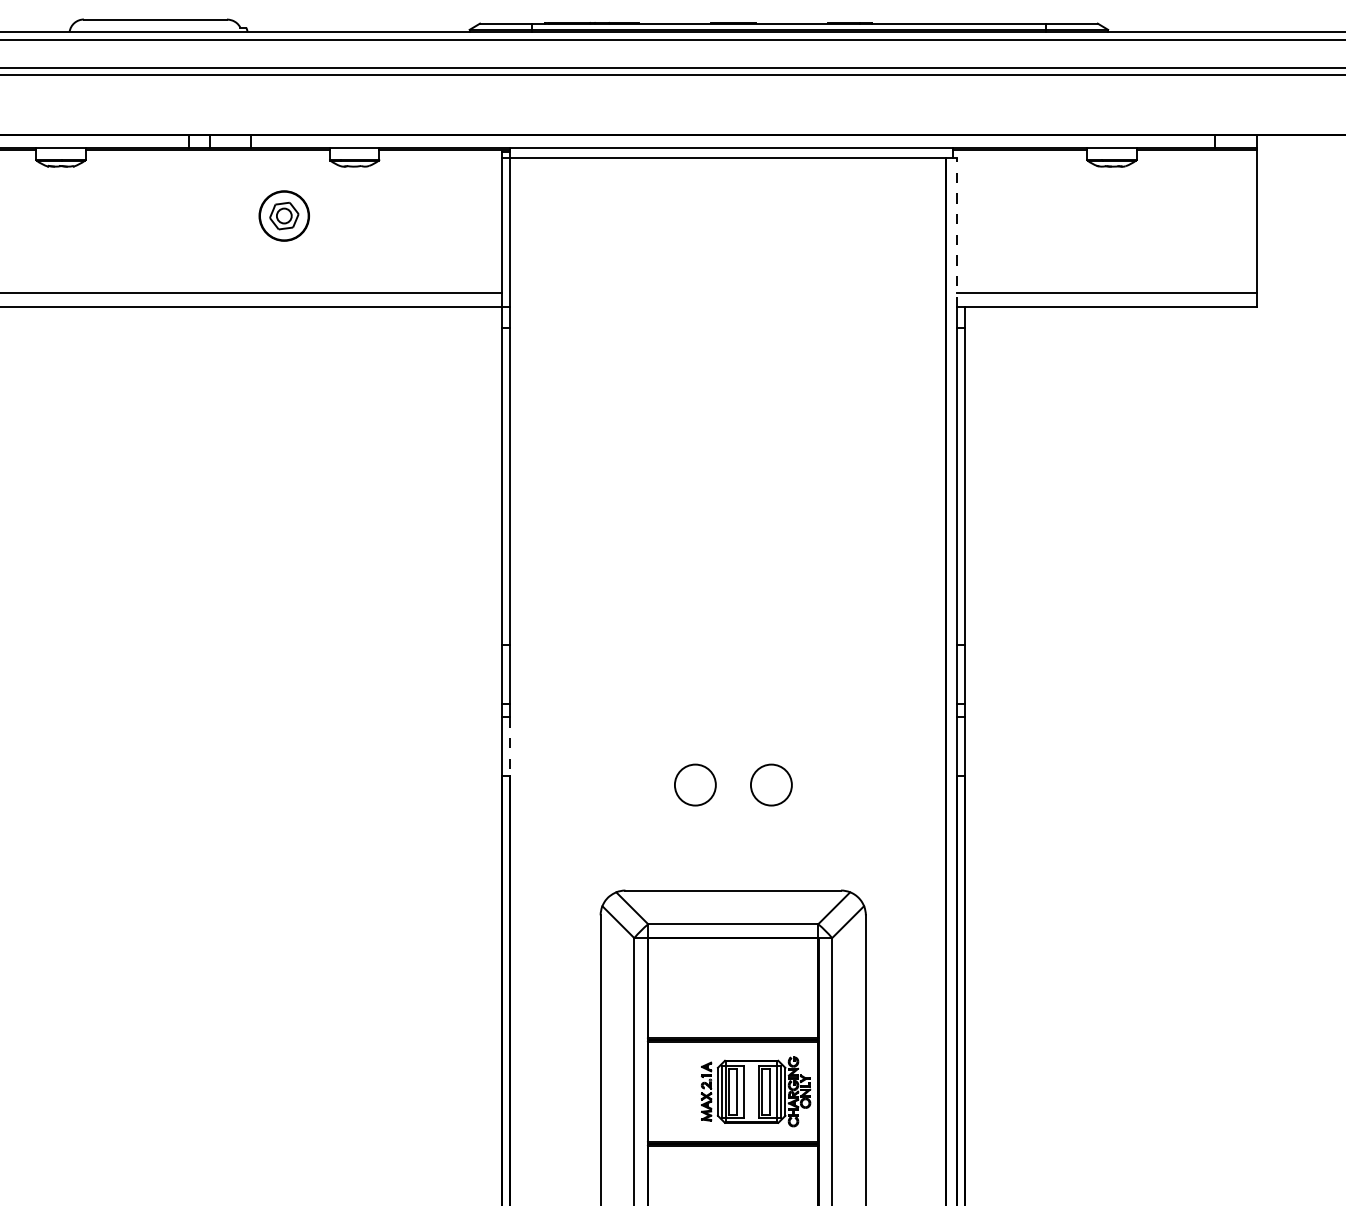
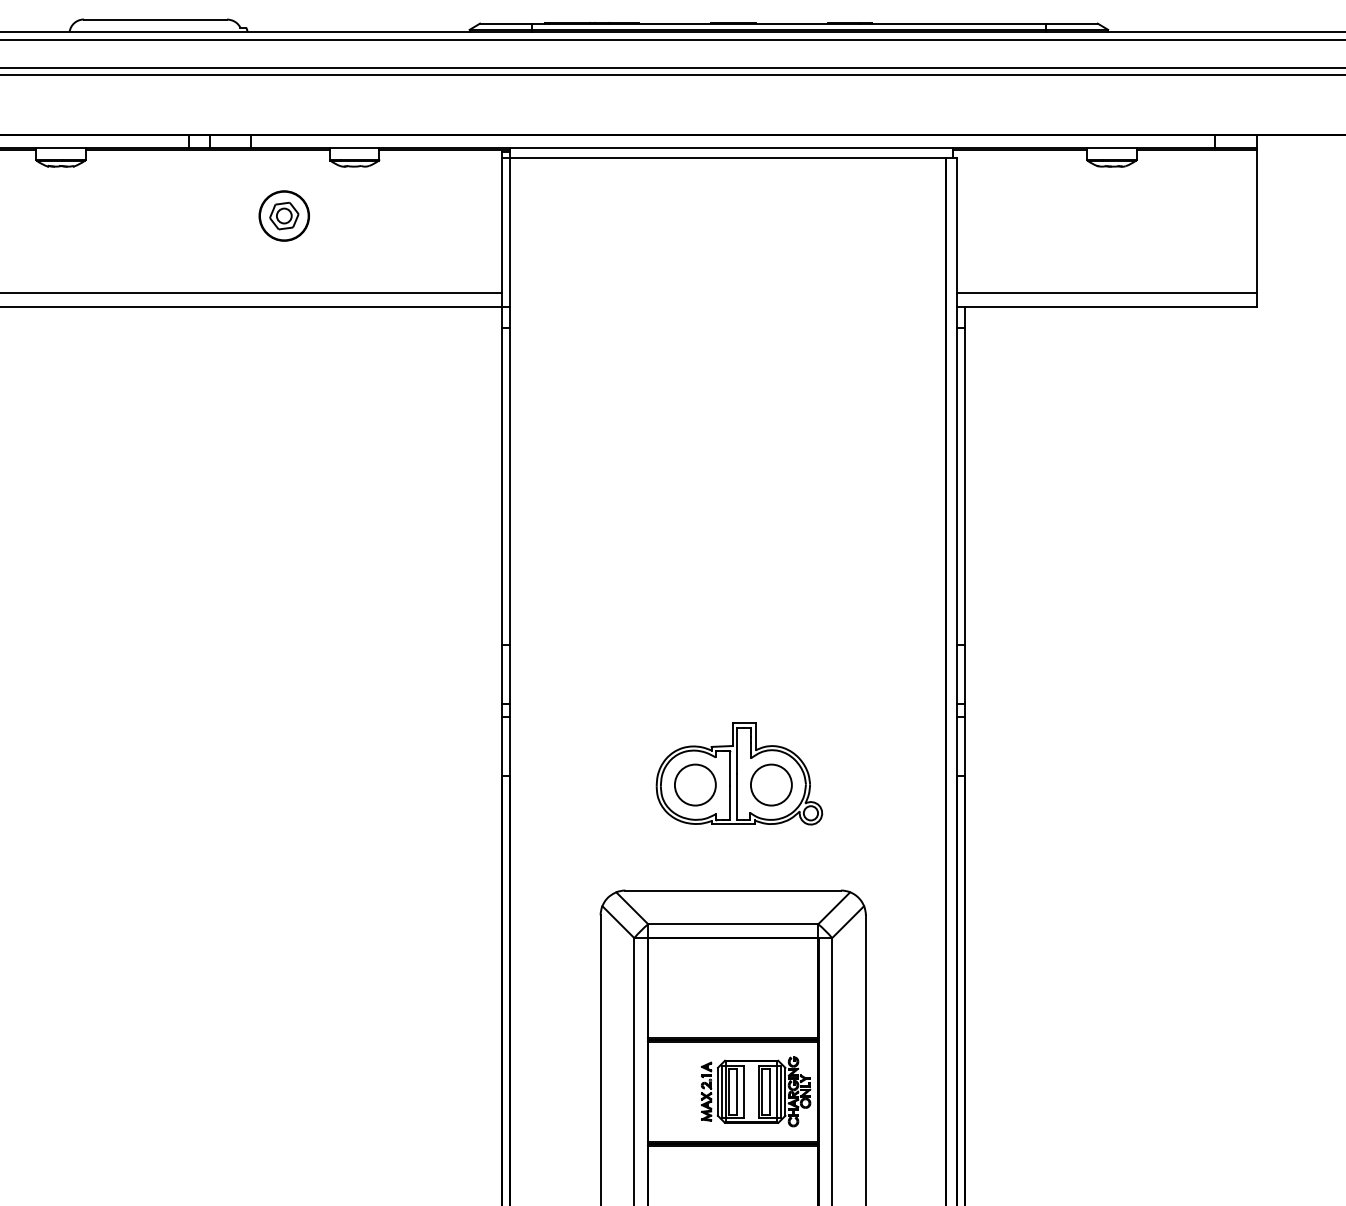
line: dashed -> solid (956, 232)
line: dashed -> solid (509, 747)
part: none -> present (739, 773)
